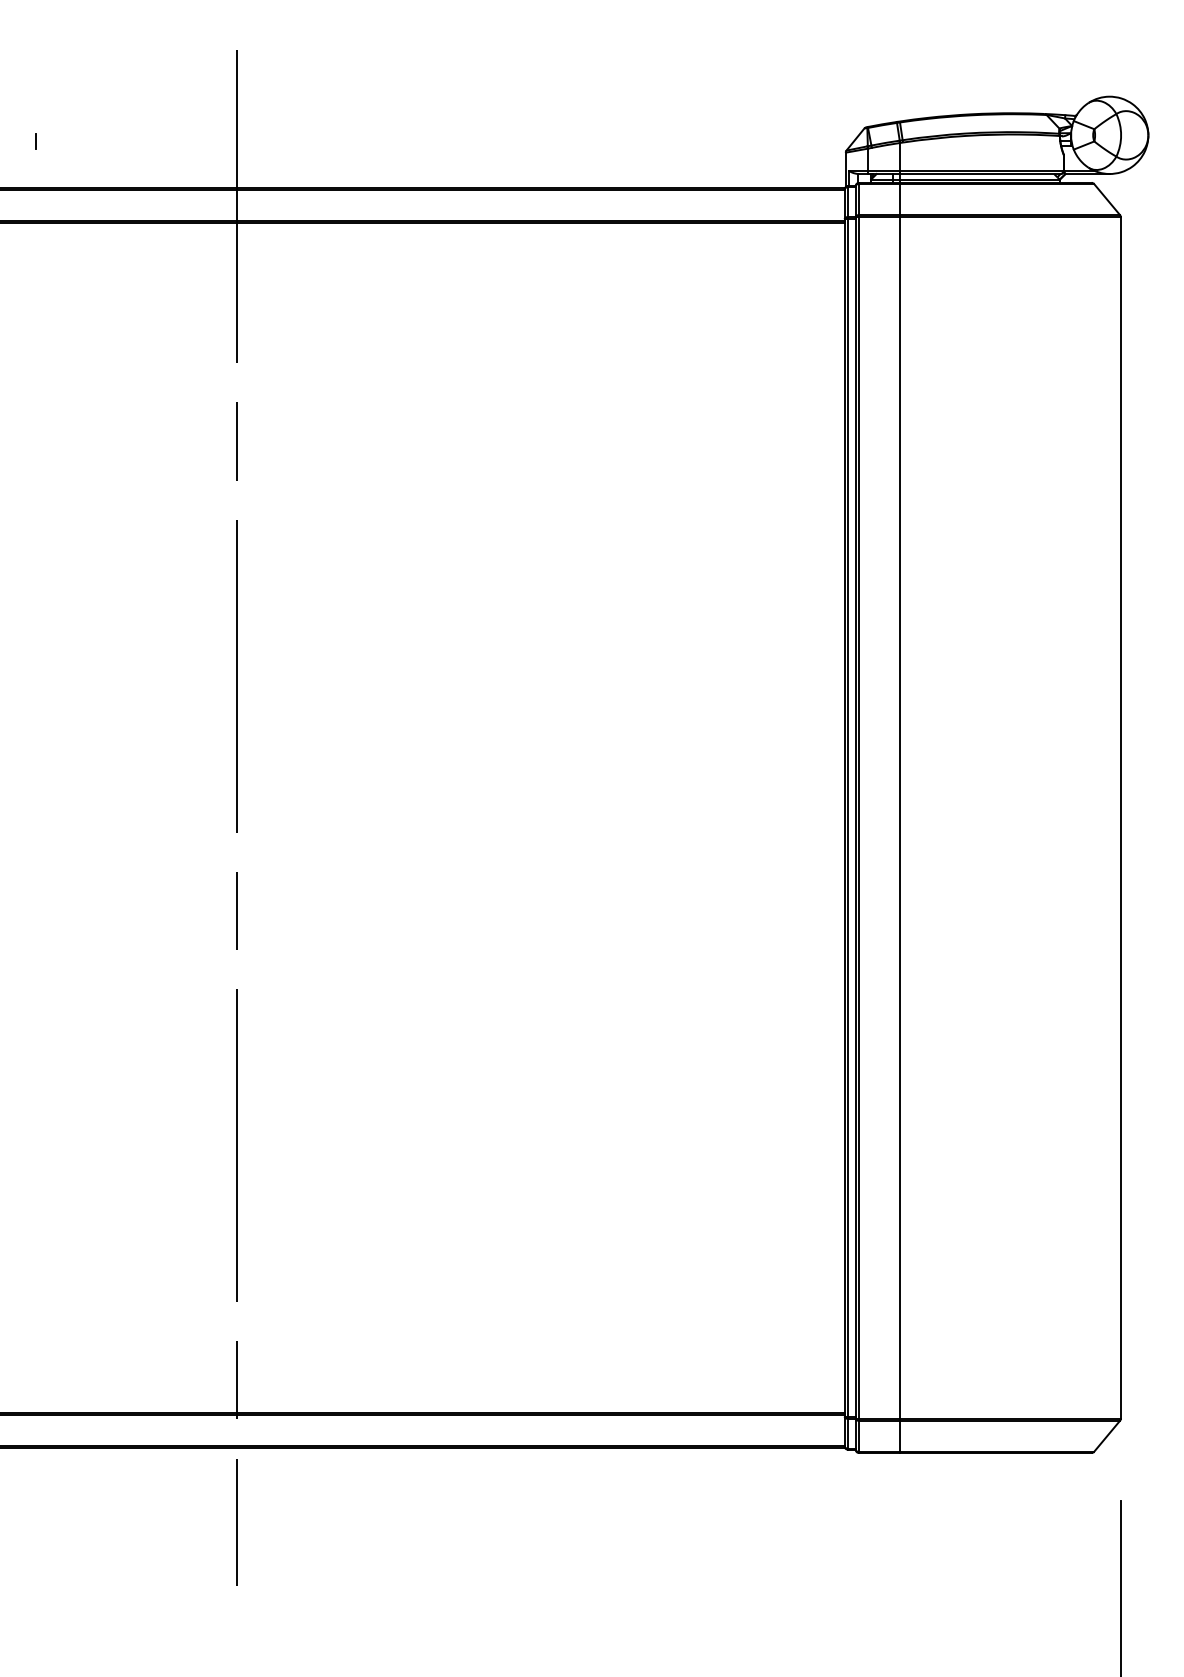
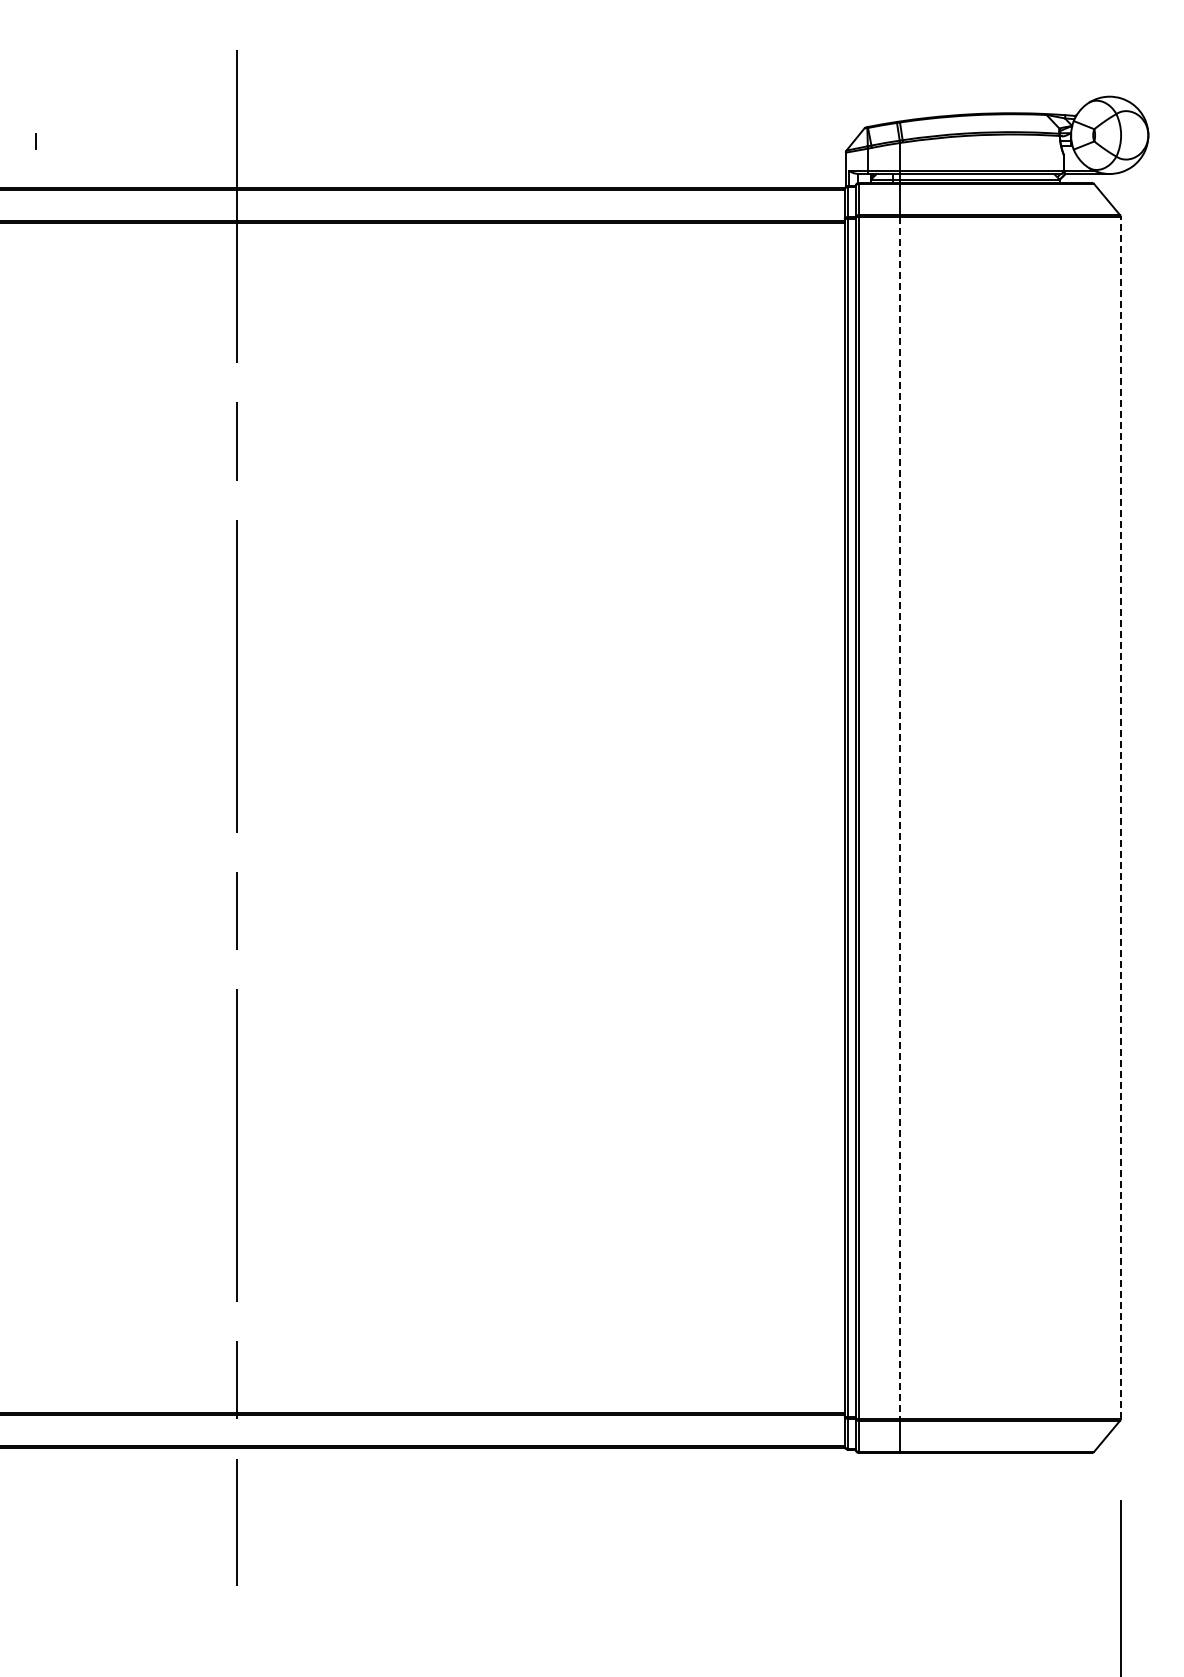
line: solid -> dashed (899, 817)
line: solid -> dashed (1120, 817)
